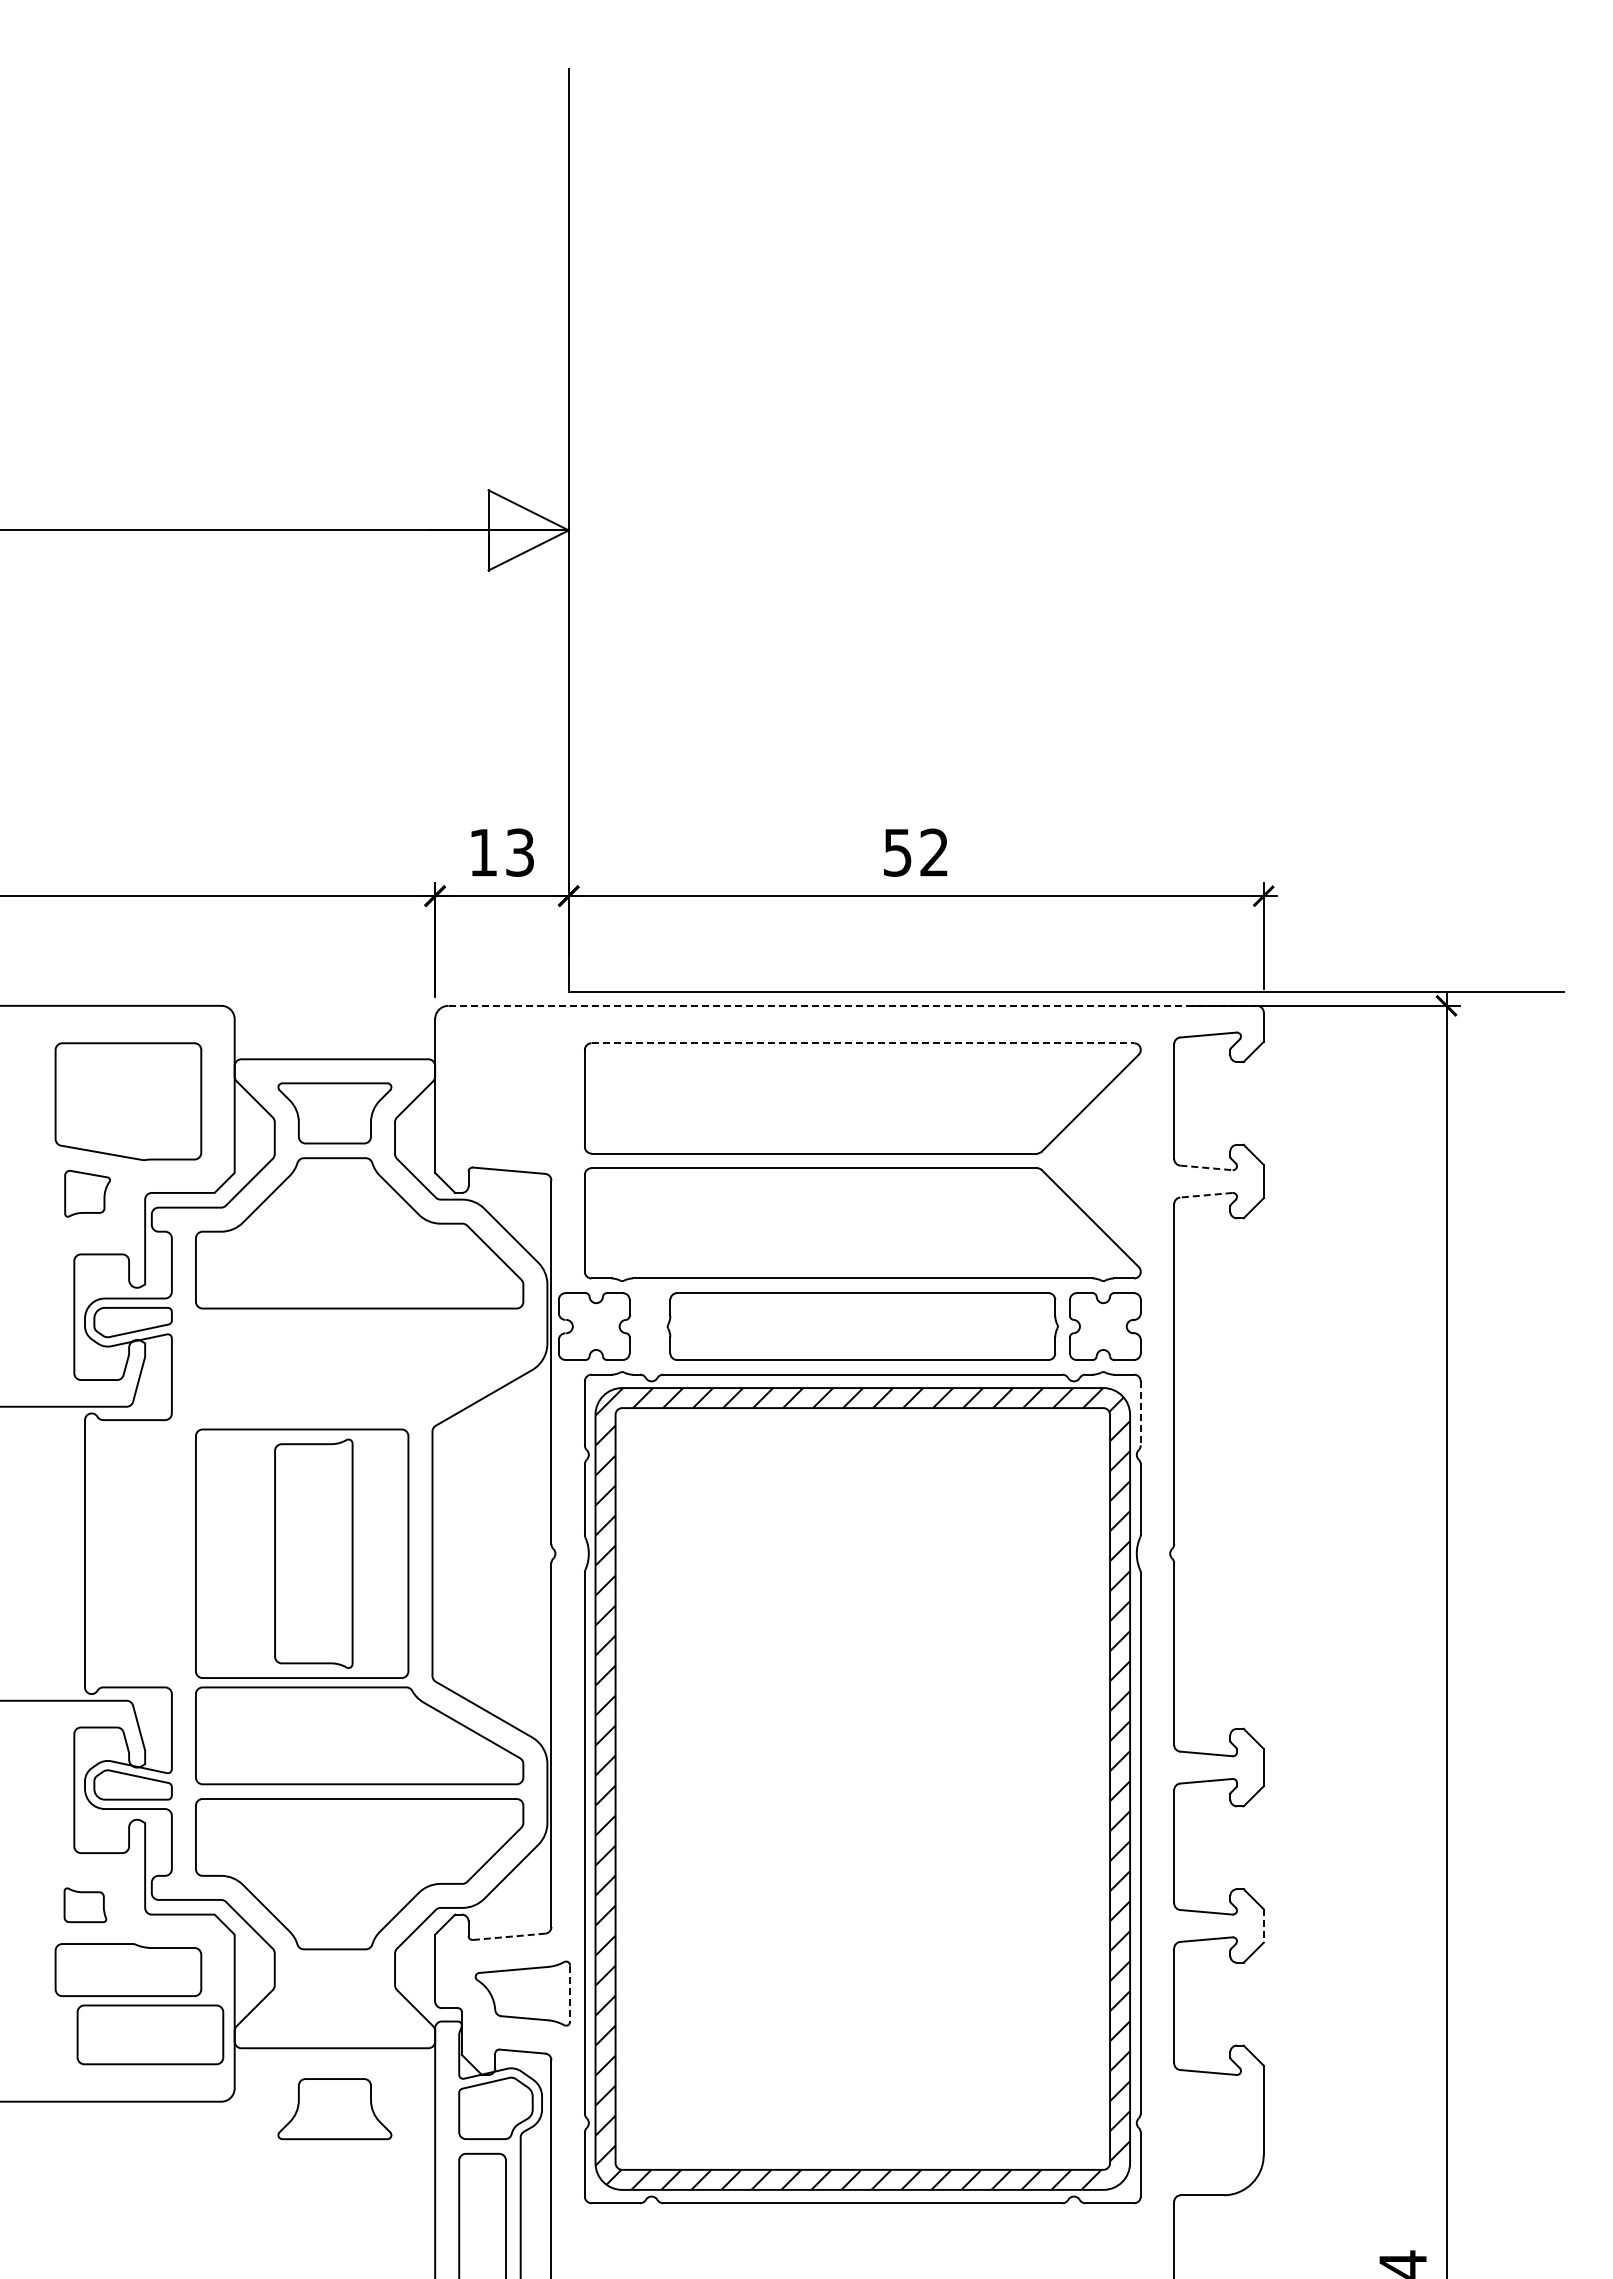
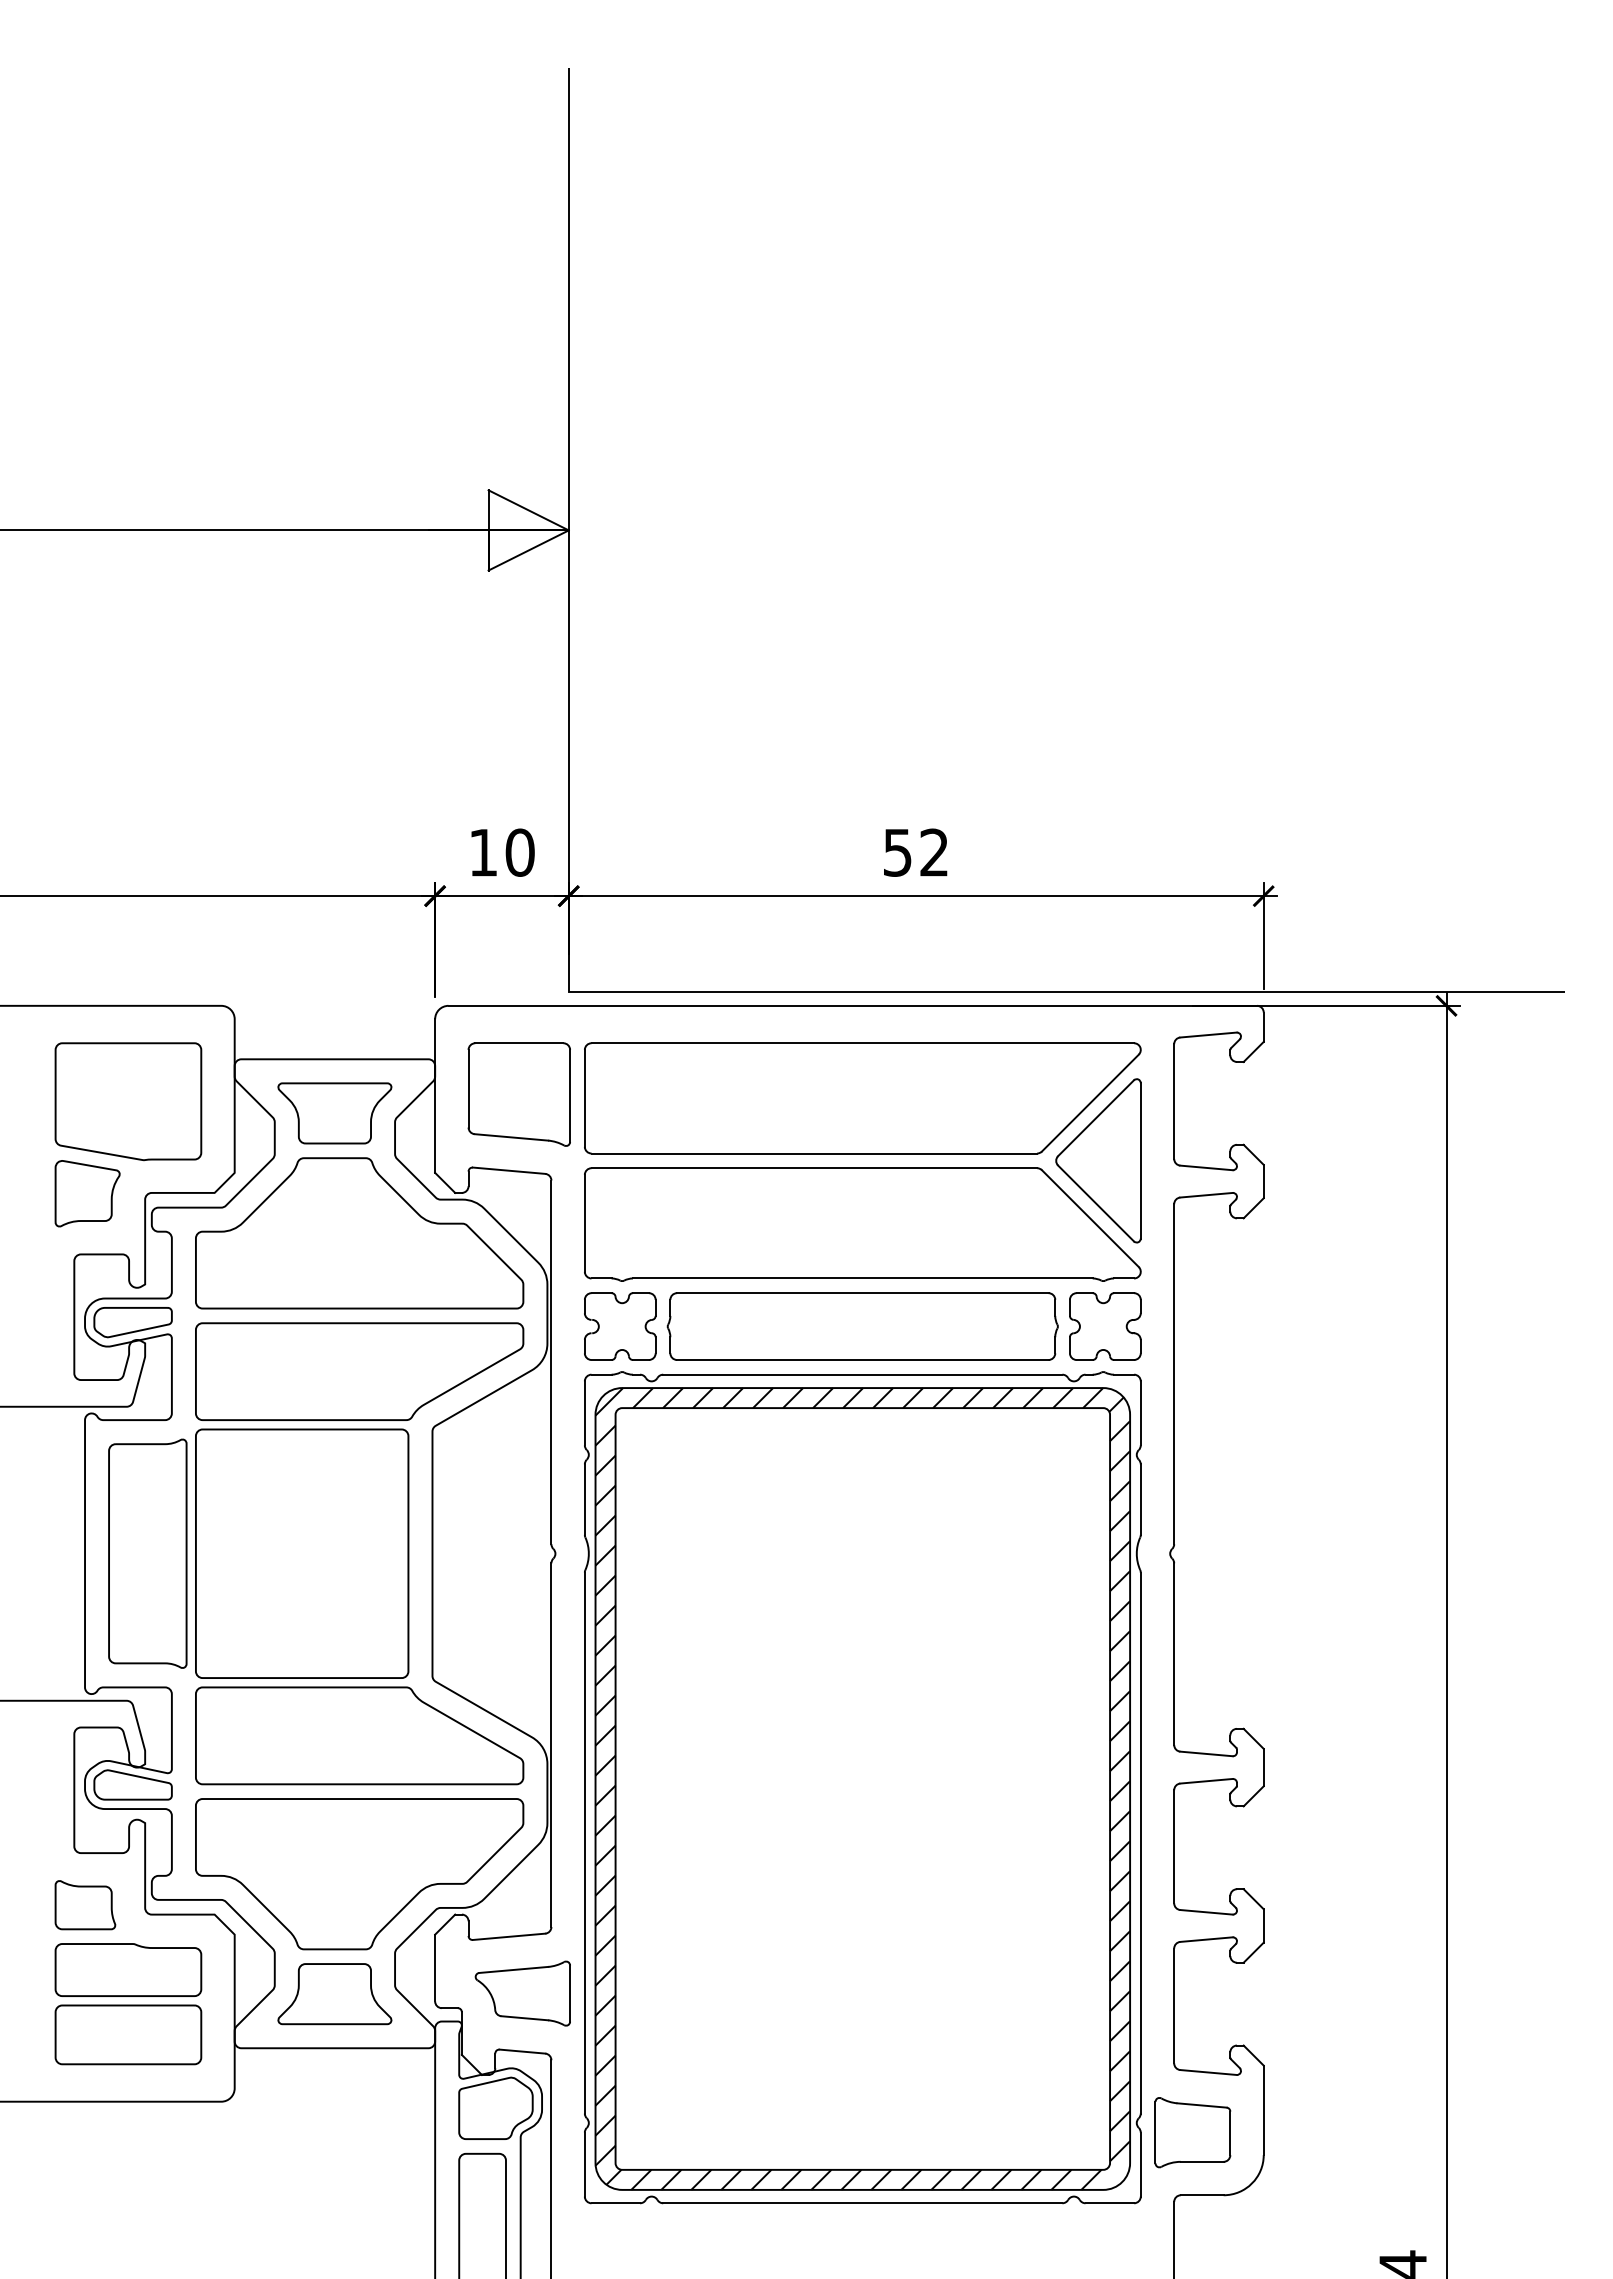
text: 13 -> 10 (519, 852)
line: dashed -> solid (853, 1005)
line: dashed -> solid (863, 1043)
part: none -> present (518, 1094)
part: none -> present (1098, 1160)
line: dashed -> solid (1206, 1167)
part size: 47x48 px -> 67x68 px (87, 1193)
line: dashed -> solid (1205, 1195)
part position: (594, 1326) -> (620, 1326) (620, 1326)
part: none -> present (359, 1371)
line: dashed -> solid (1140, 1413)
part position: (313, 1553) -> (147, 1553) (147, 1553)
part size: 45x37 px -> 63x51 px (85, 1905)
line: dashed -> solid (1263, 1925)
line: dashed -> solid (509, 1936)
line: dashed -> solid (570, 1994)
part position: (150, 2034) -> (128, 2034) (128, 2034)
part position: (334, 2109) -> (334, 1994) (334, 1994)
part: none -> present (1192, 2132)
